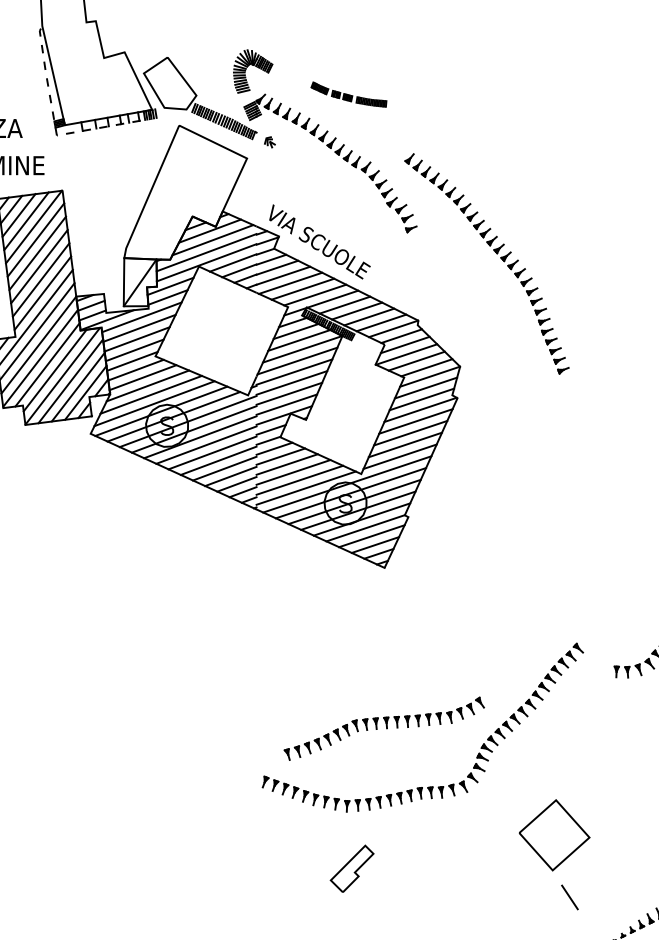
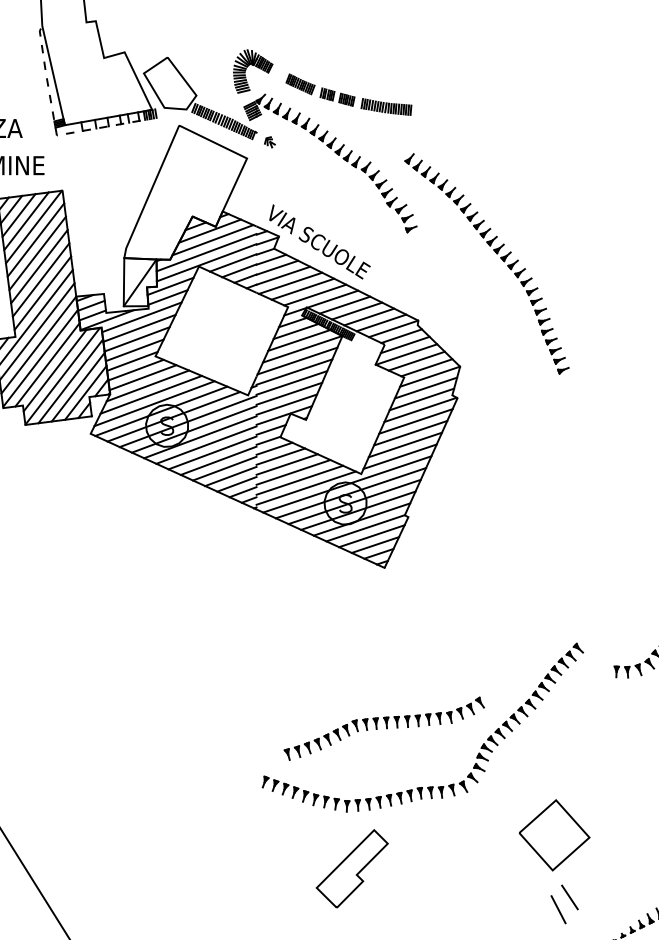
part size: 78x27 px -> 128x43 px (348, 94)
part size: 46x49 px -> 74x80 px (351, 868)
line: none -> present (35, 883)
line: none -> present (558, 909)
